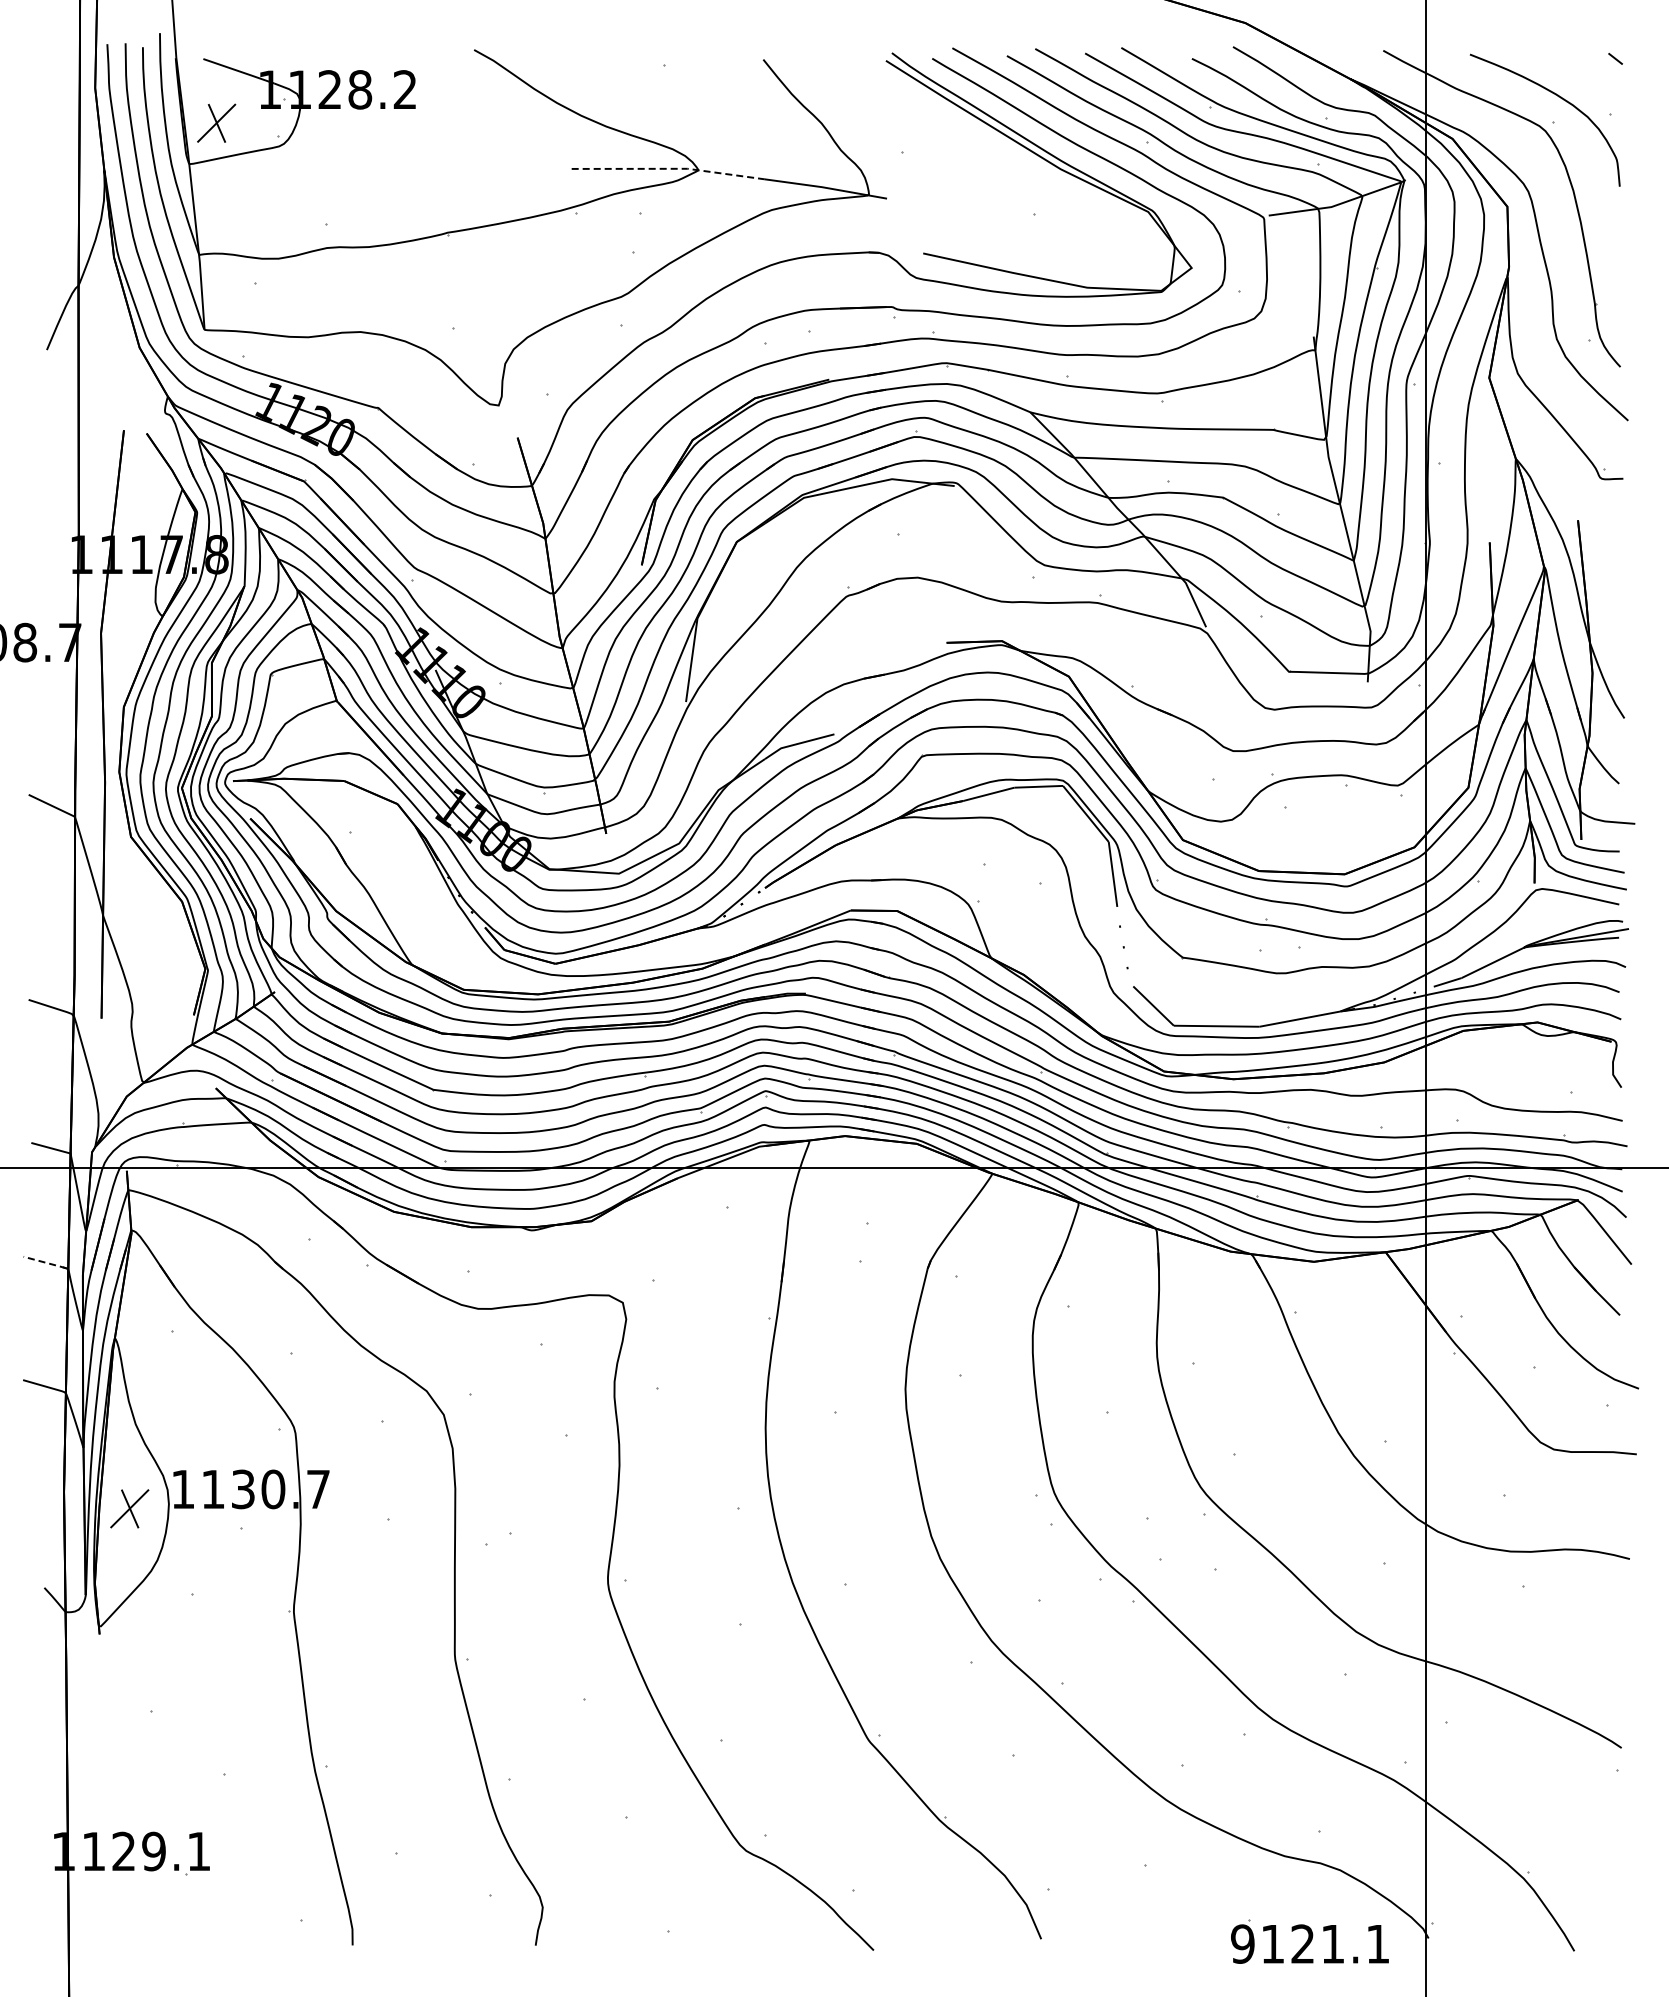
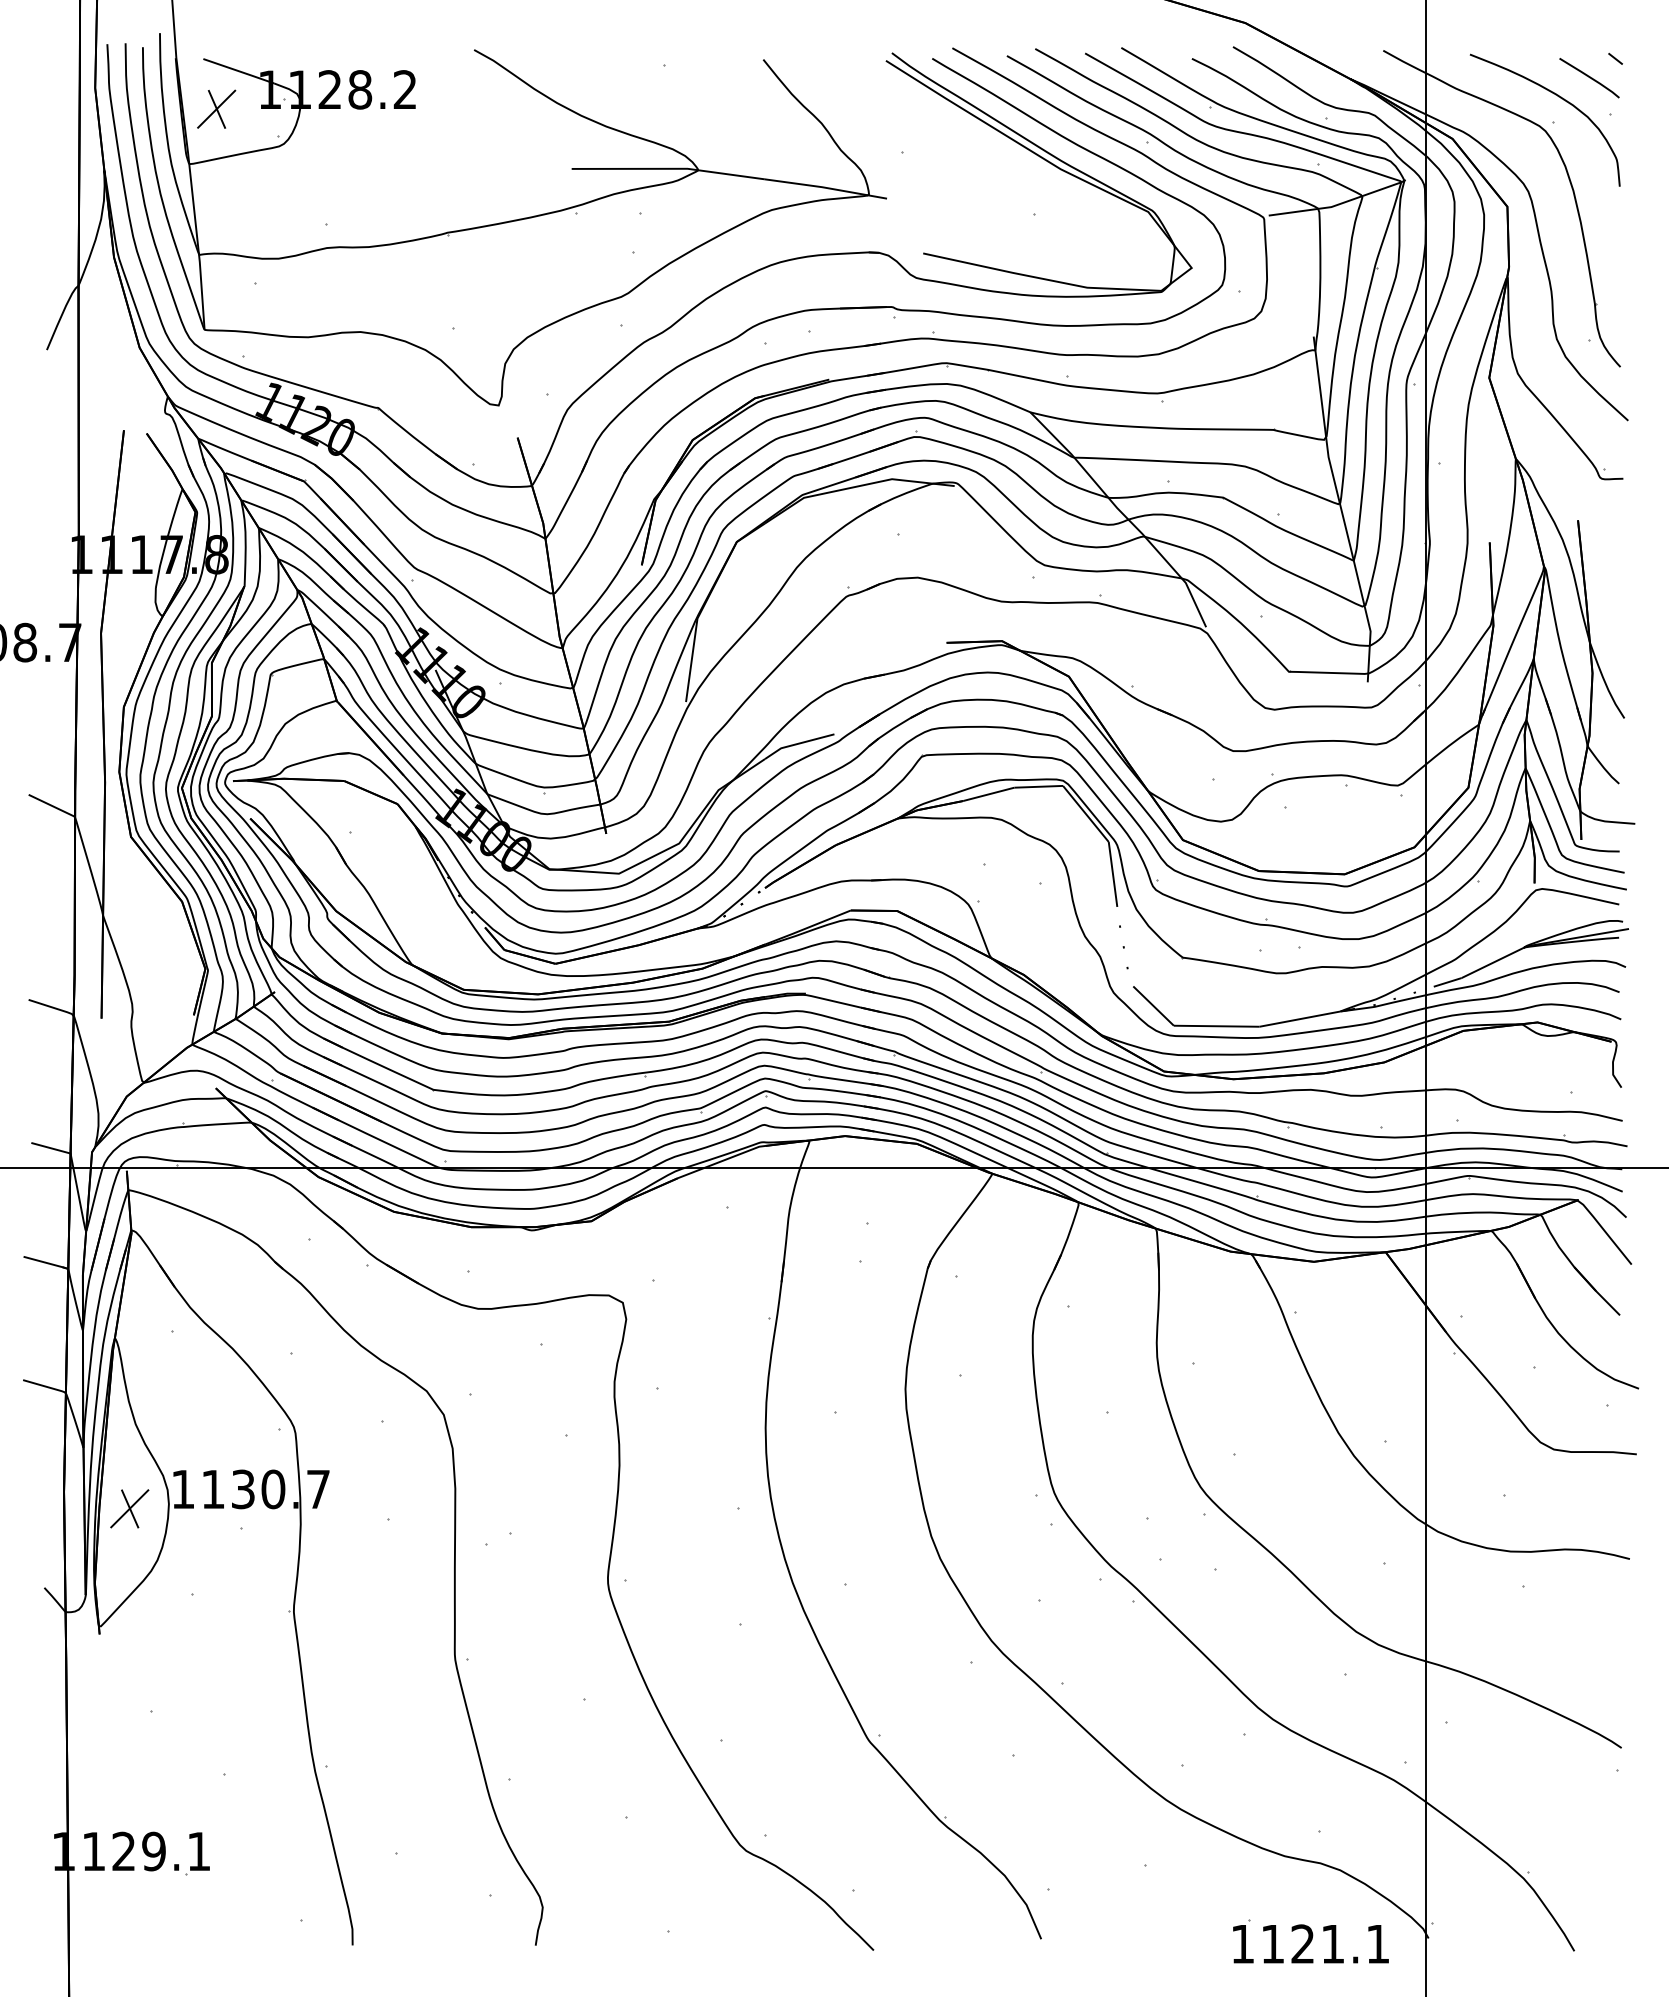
line: none -> present (1589, 78)
part position: (216, 122) -> (216, 108) (216, 108)
line: dashed -> solid (669, 168)
line: dashed -> solid (45, 1262)
text: 9121.1 -> 1121.1 (1242, 1943)
